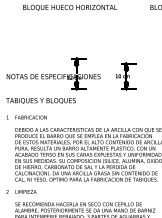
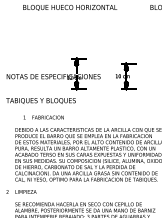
text position: (26, 117) -> (43, 117) (43, 117)
